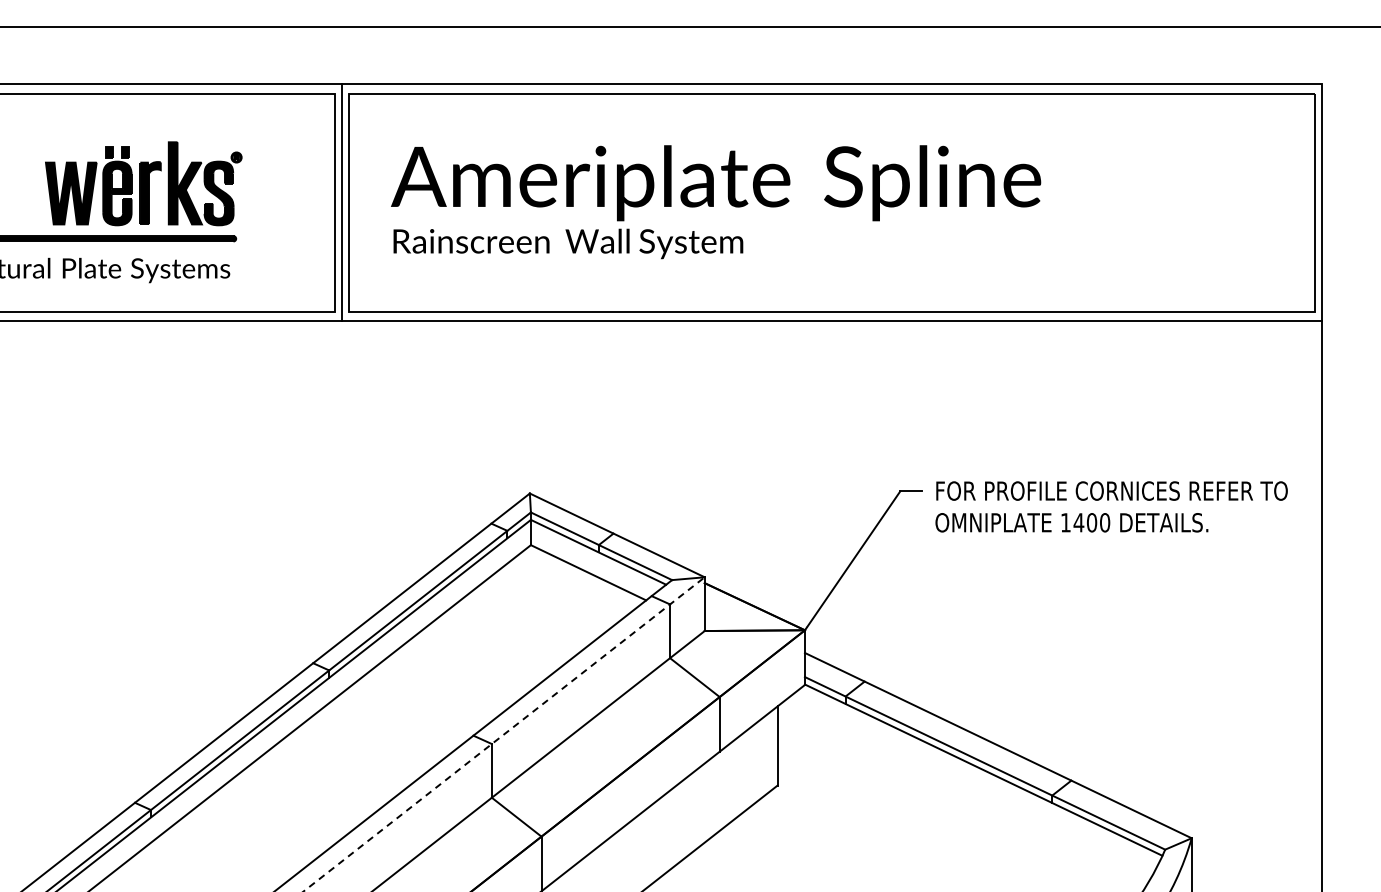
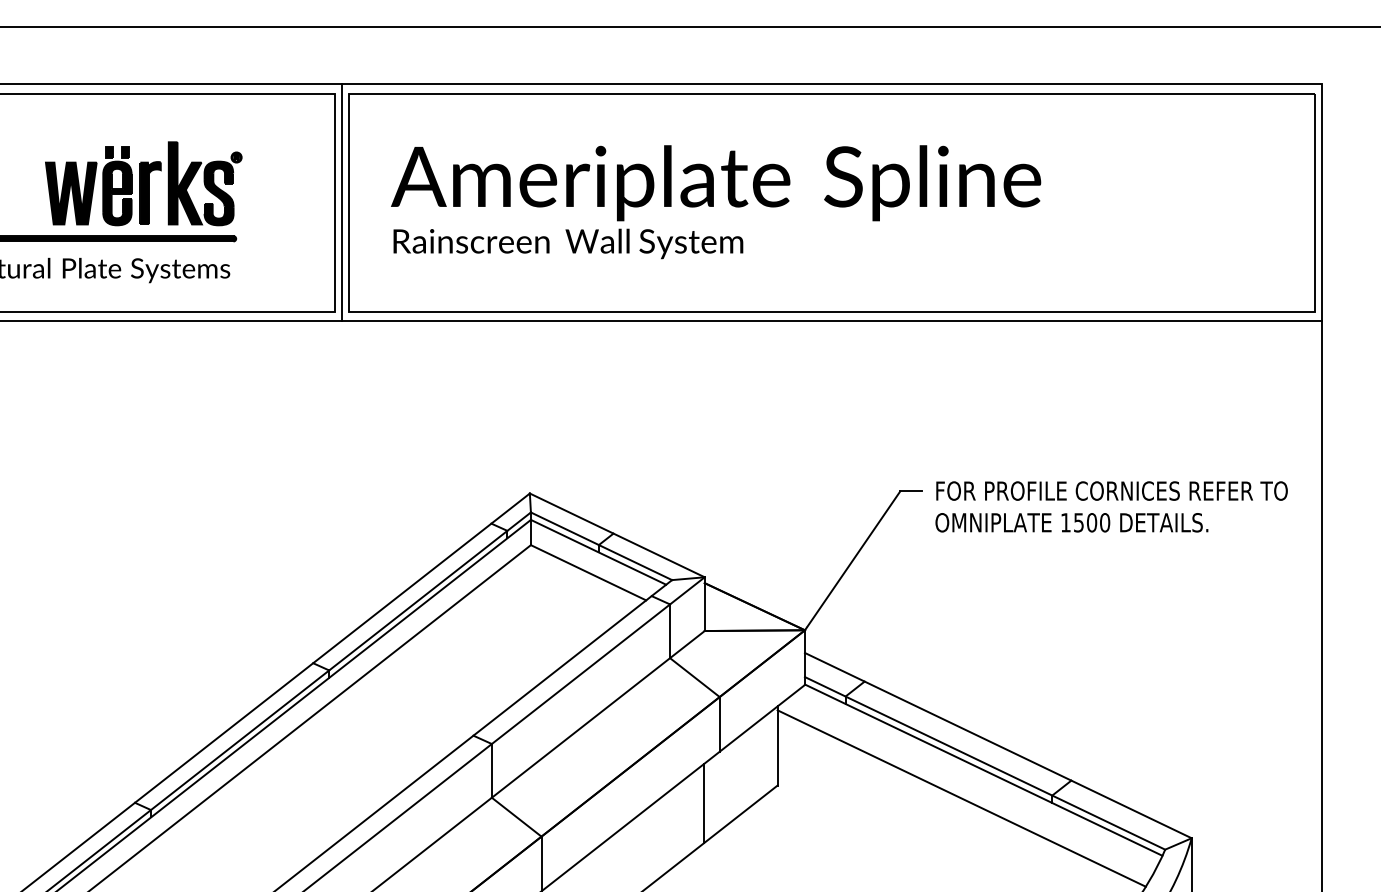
text: 1400 -> 1500 (1078, 522)
line: dashed -> solid (504, 734)
line: none -> present (961, 798)
line: none -> present (703, 803)
